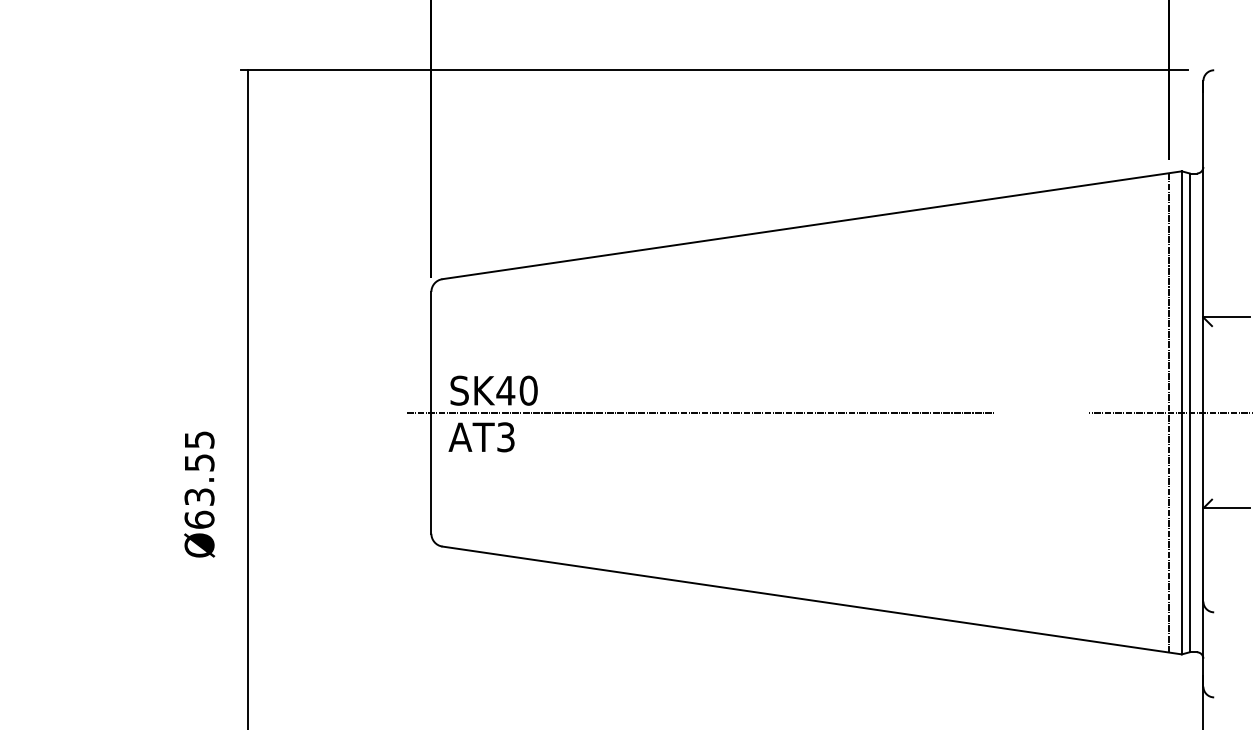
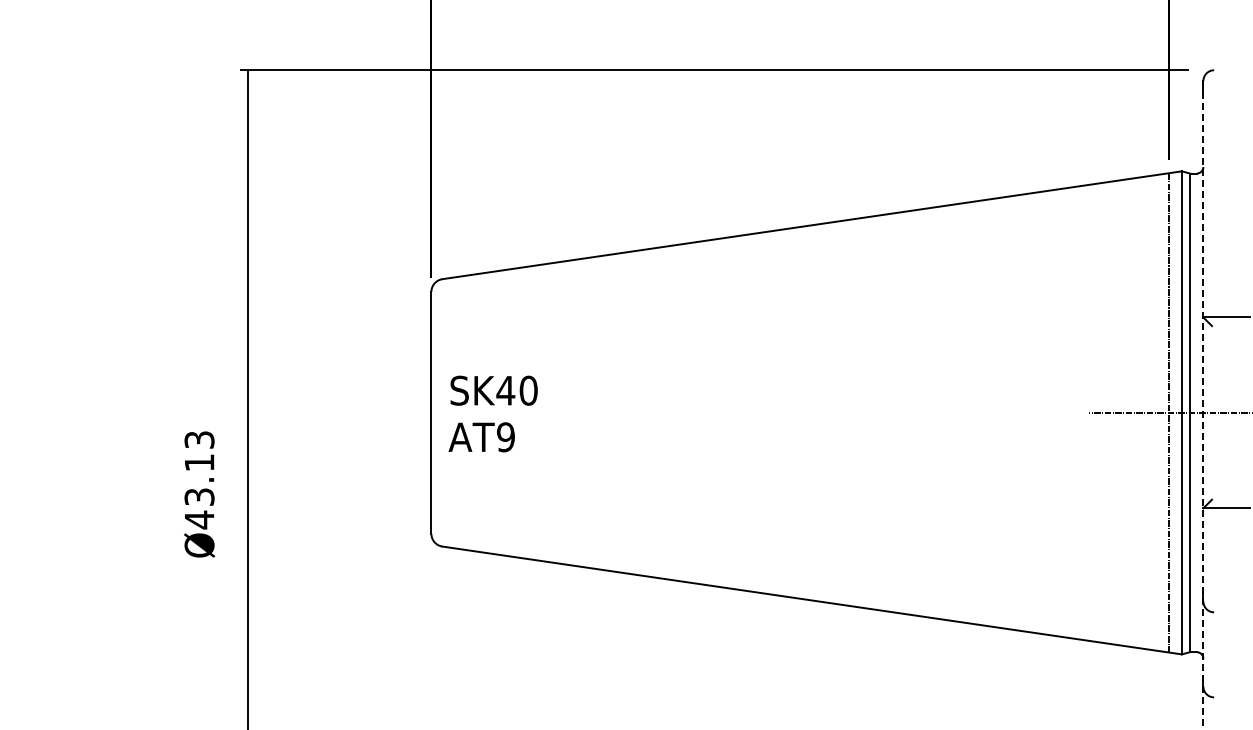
line: solid -> dashed (1203, 405)
line: present -> none (700, 412)
text: AT3 -> AT9 (505, 437)
text: Ø63.55 -> Ø43.13 (199, 480)
